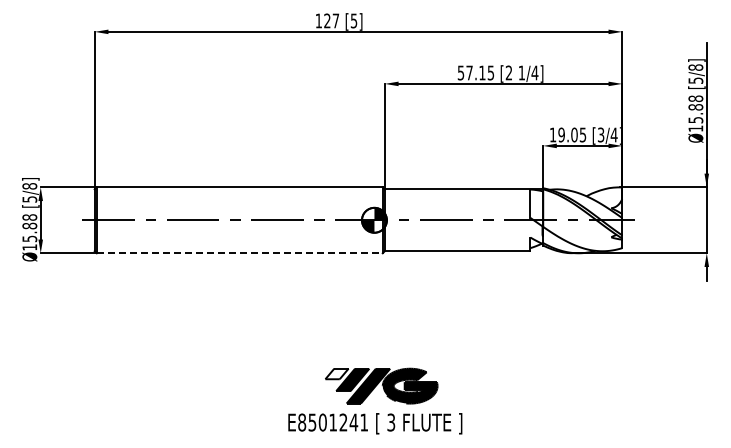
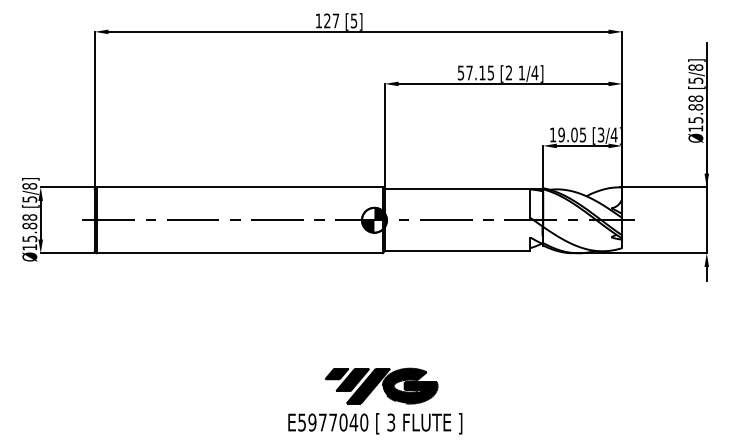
line: dashed -> solid (239, 253)
fill: none -> present (336, 373)
text: E8501241 -> E5977040 (333, 422)
